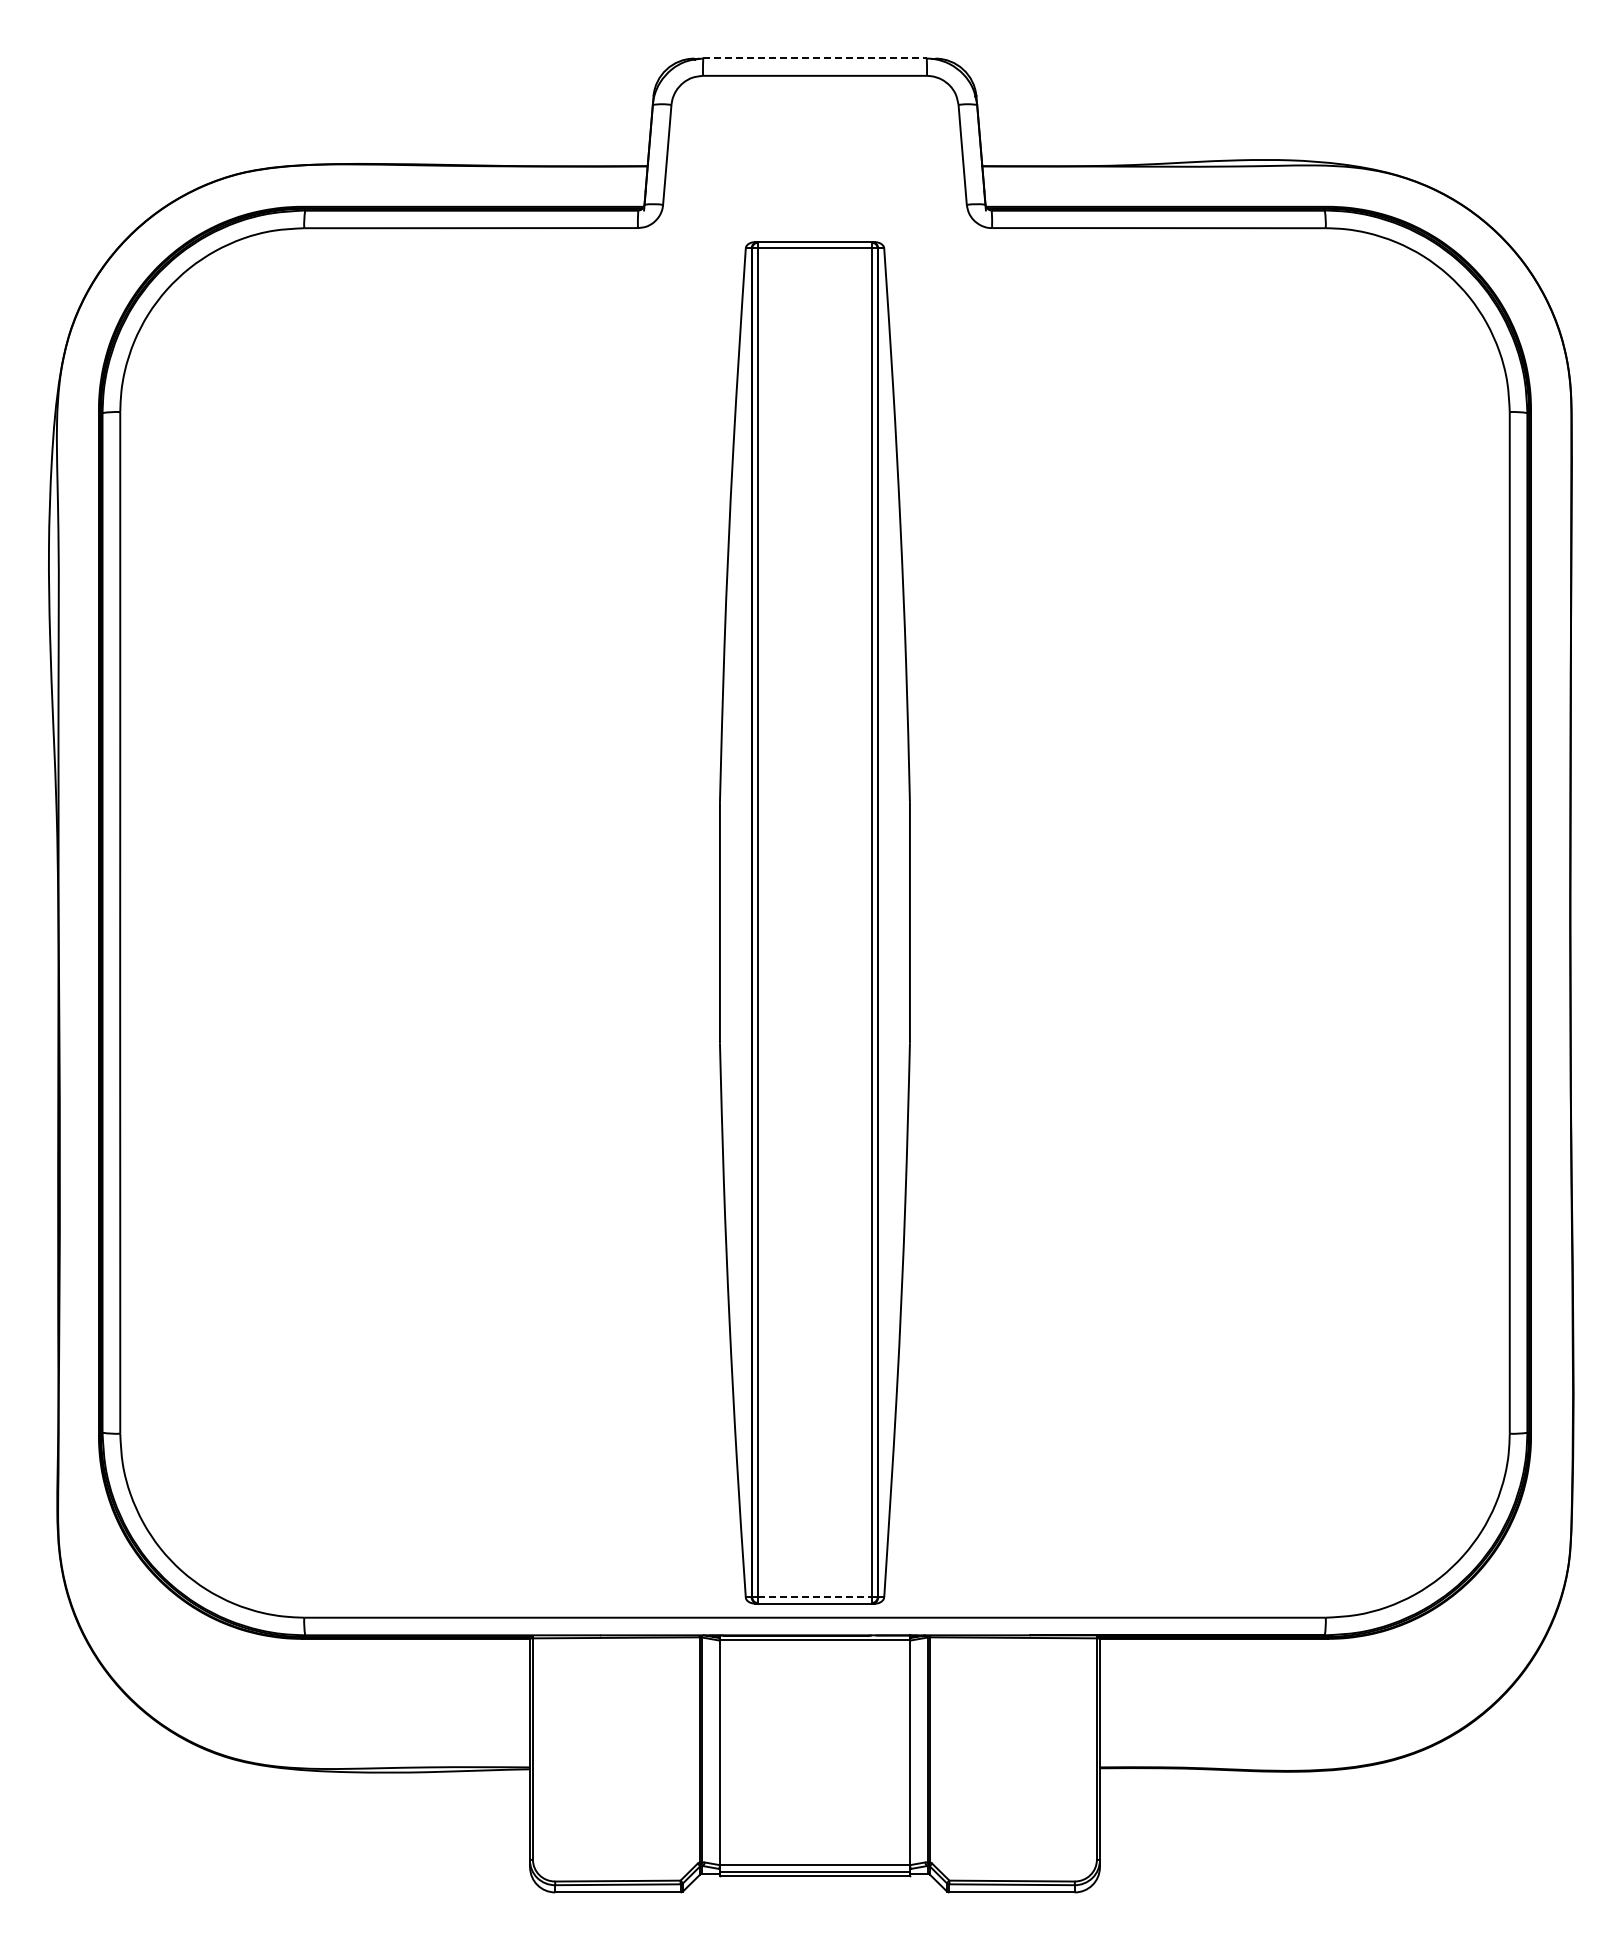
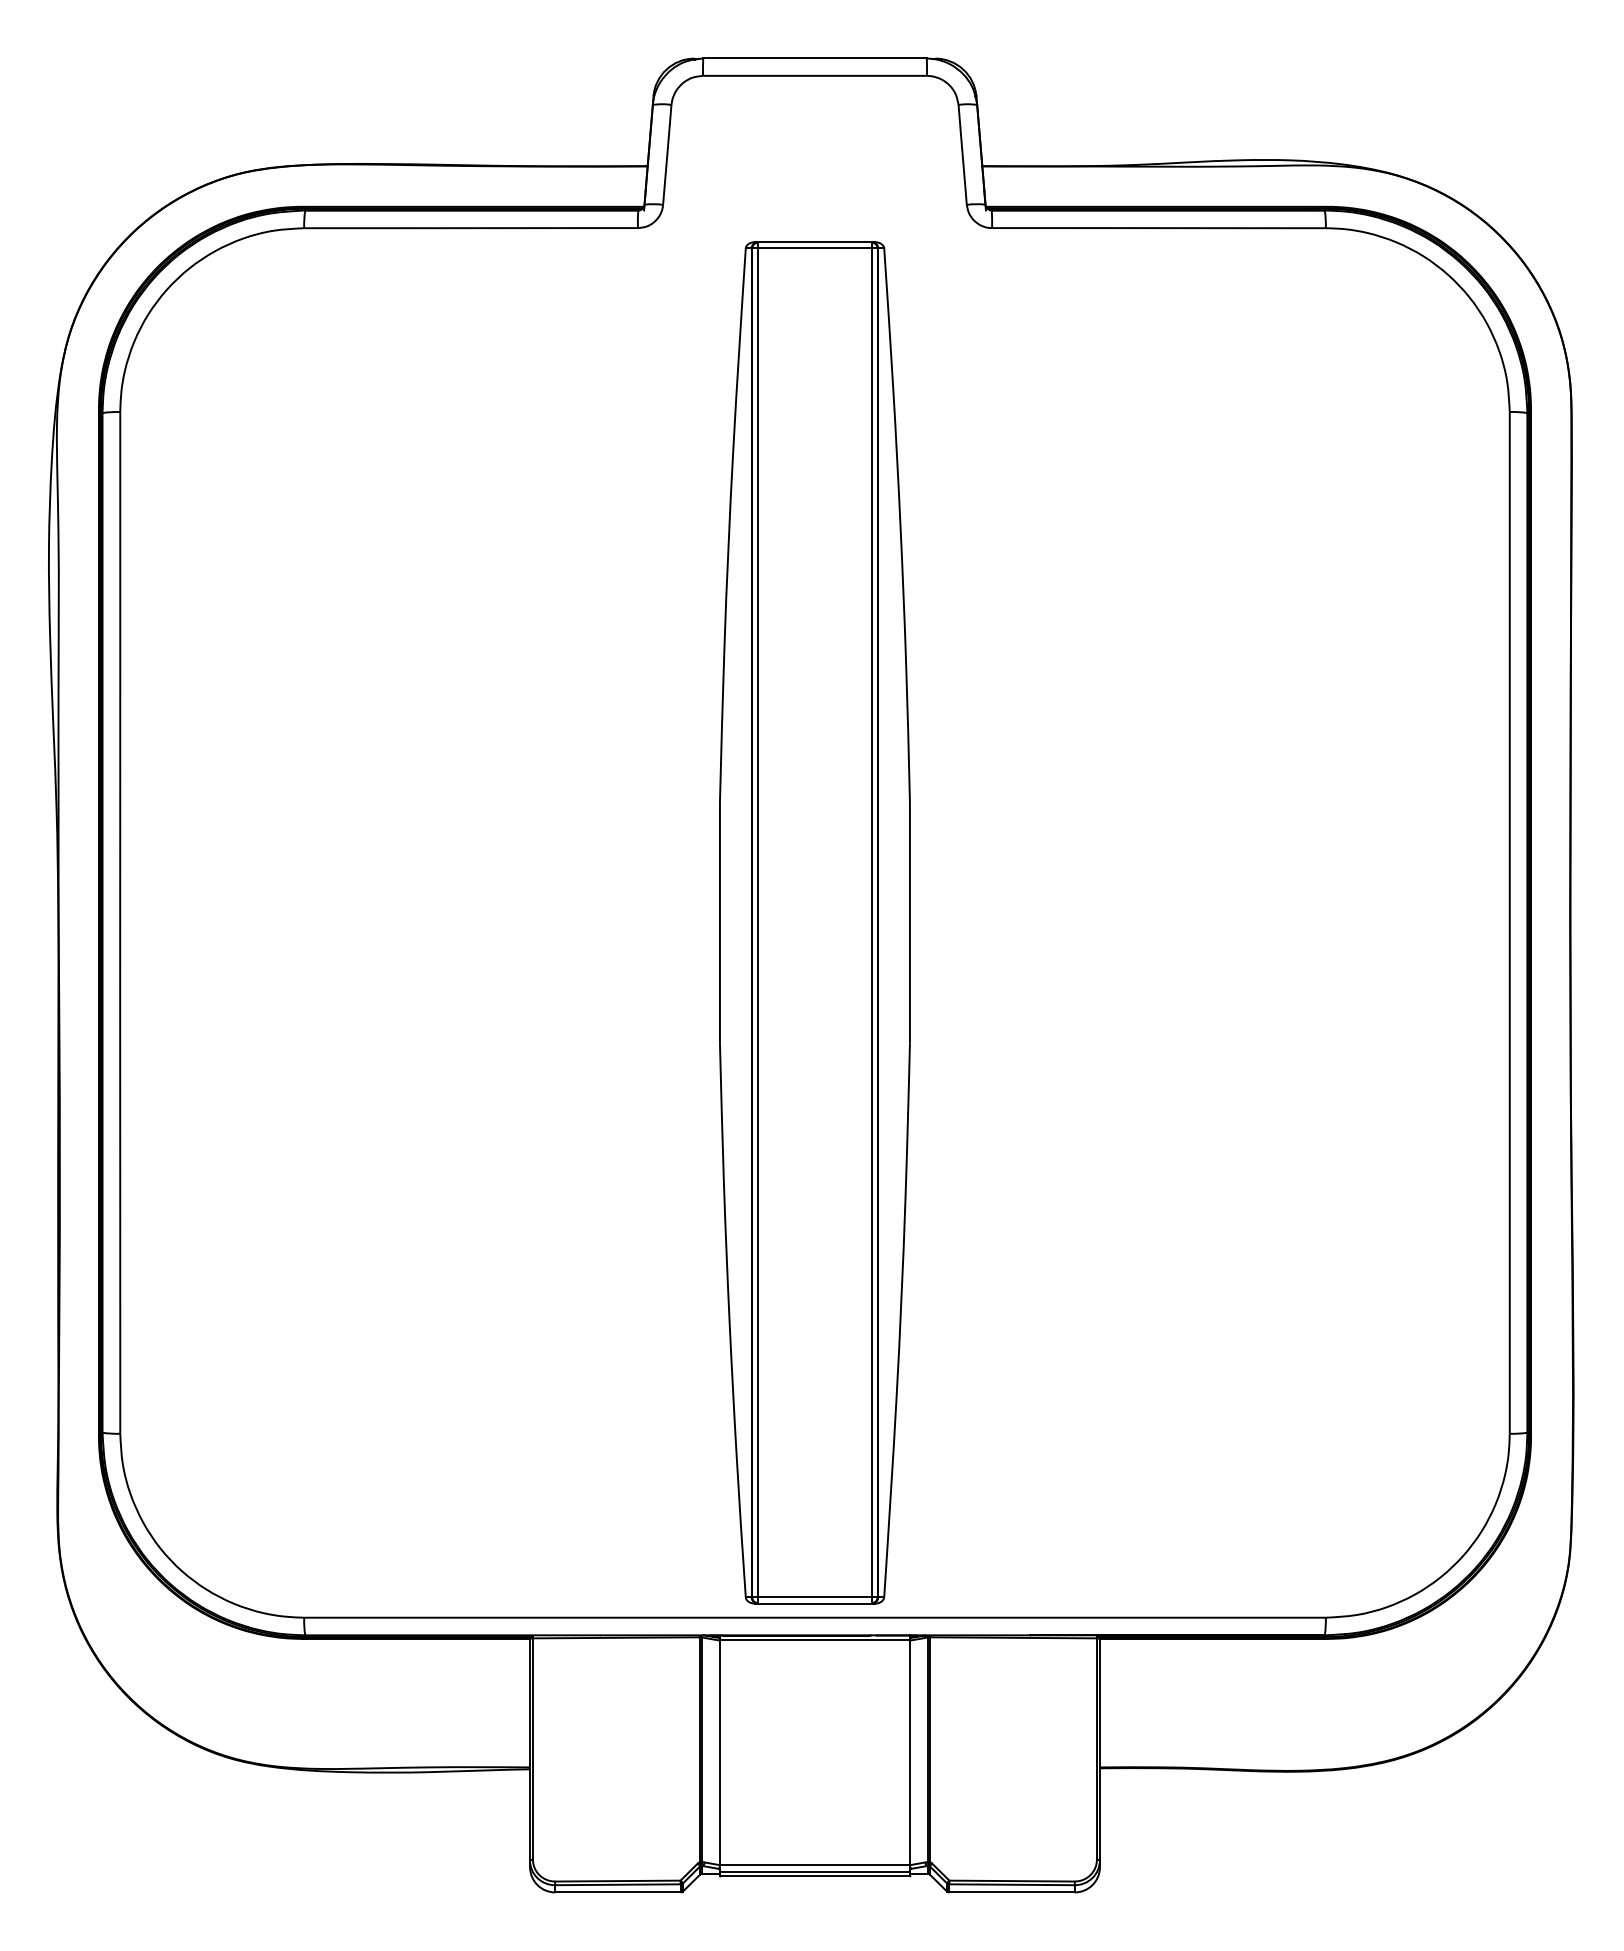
line: dashed -> solid (814, 58)
line: dashed -> solid (814, 1597)
